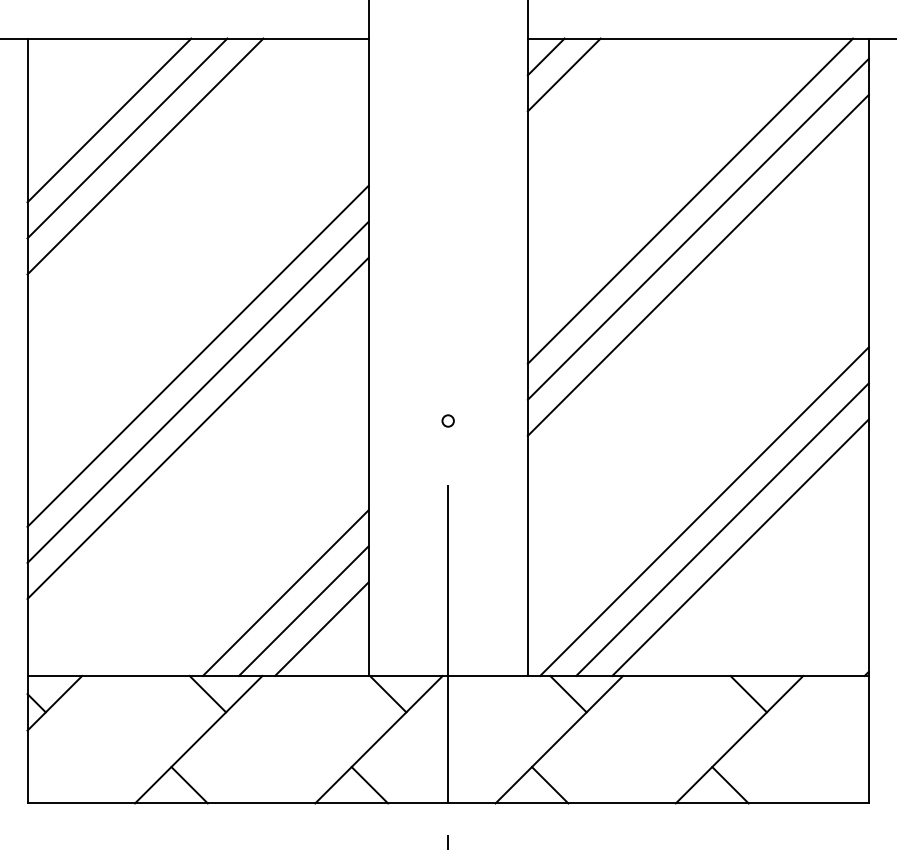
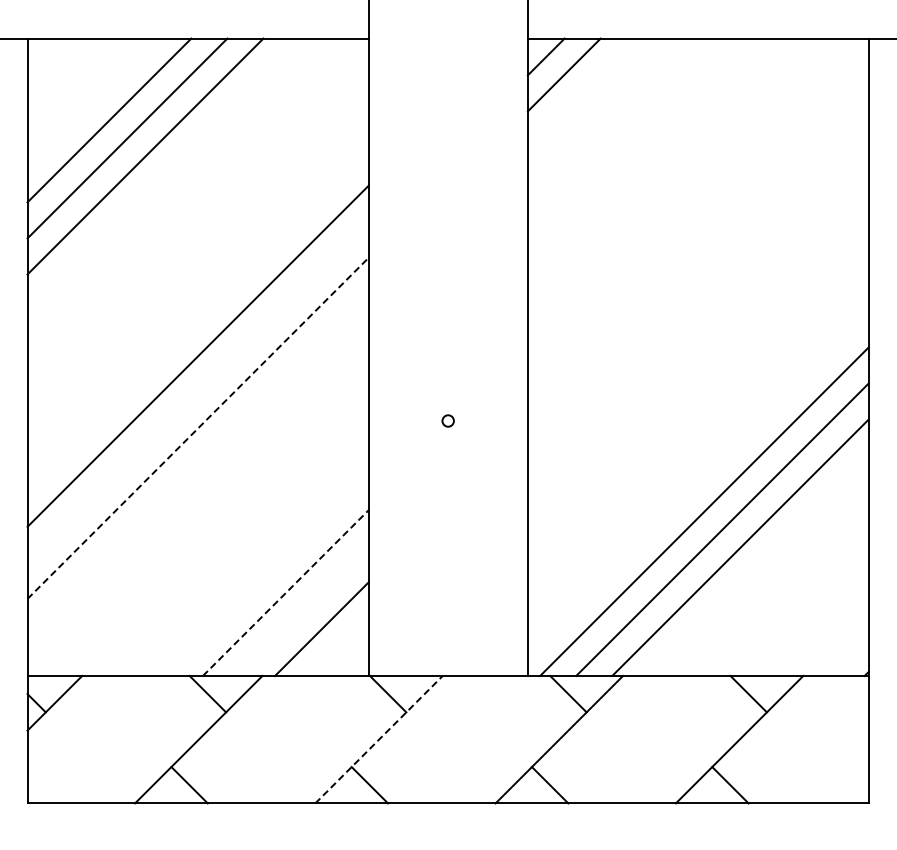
line: present -> none (690, 200)
line: present -> none (697, 228)
line: present -> none (697, 264)
line: present -> none (197, 391)
line: solid -> dashed (198, 428)
line: solid -> dashed (286, 592)
line: present -> none (303, 610)
line: present -> none (448, 665)
line: solid -> dashed (379, 739)
